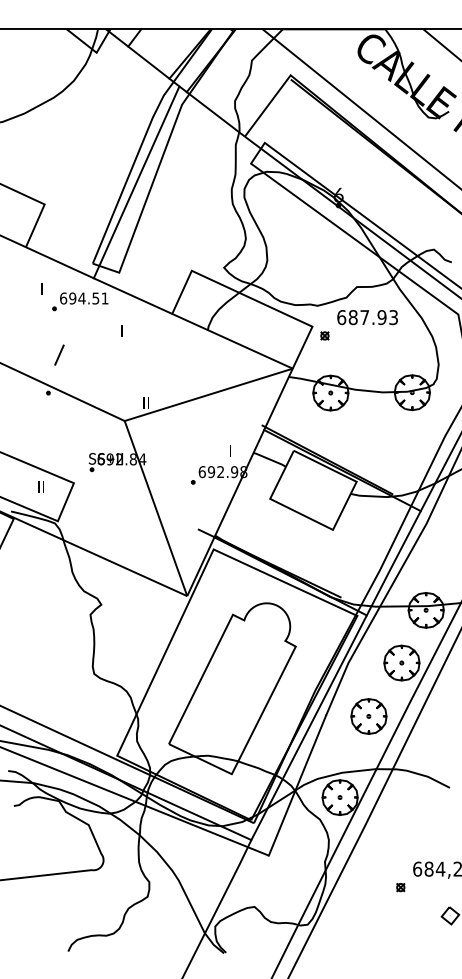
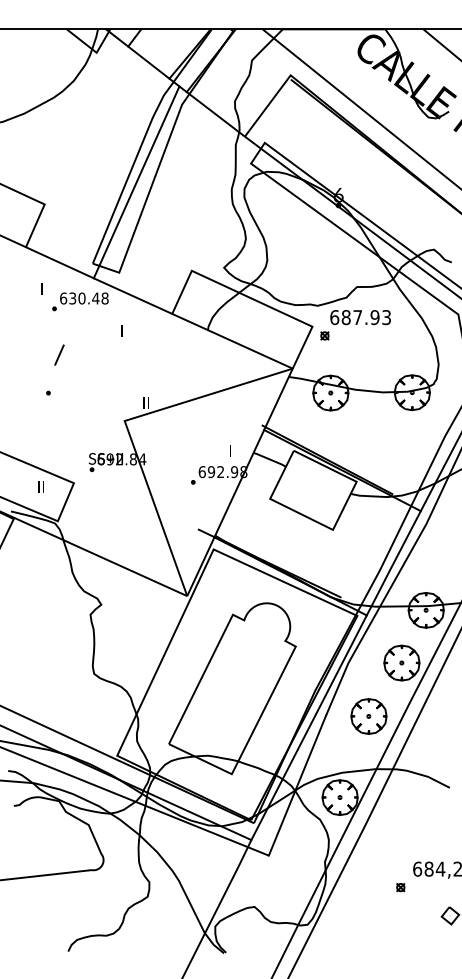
text: 694.51 -> 630.48 (88, 298)
text position: (367, 317) -> (360, 317) (360, 317)
line: present -> none (63, 392)
